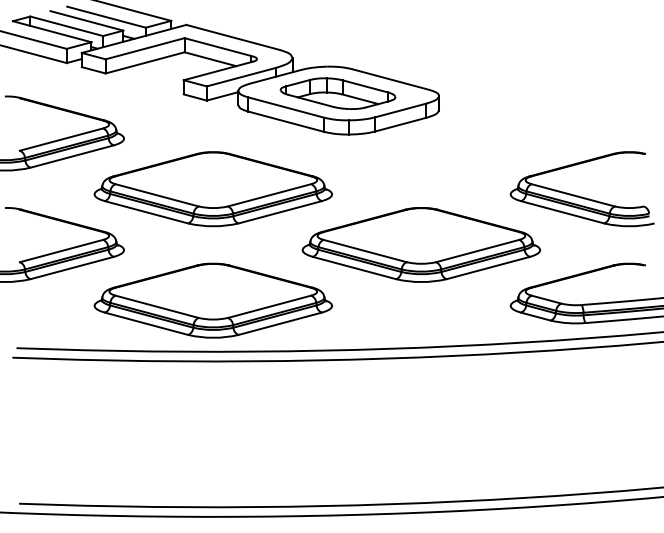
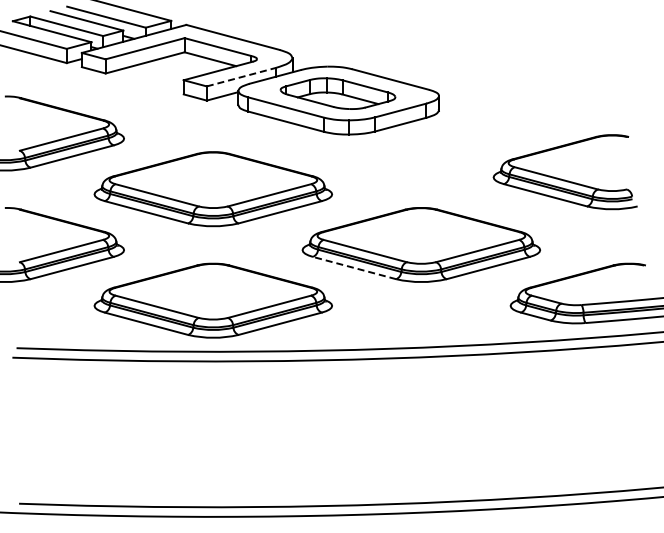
line: solid -> dashed (241, 77)
part position: (578, 195) -> (561, 178) (561, 178)
line: solid -> dashed (354, 267)
